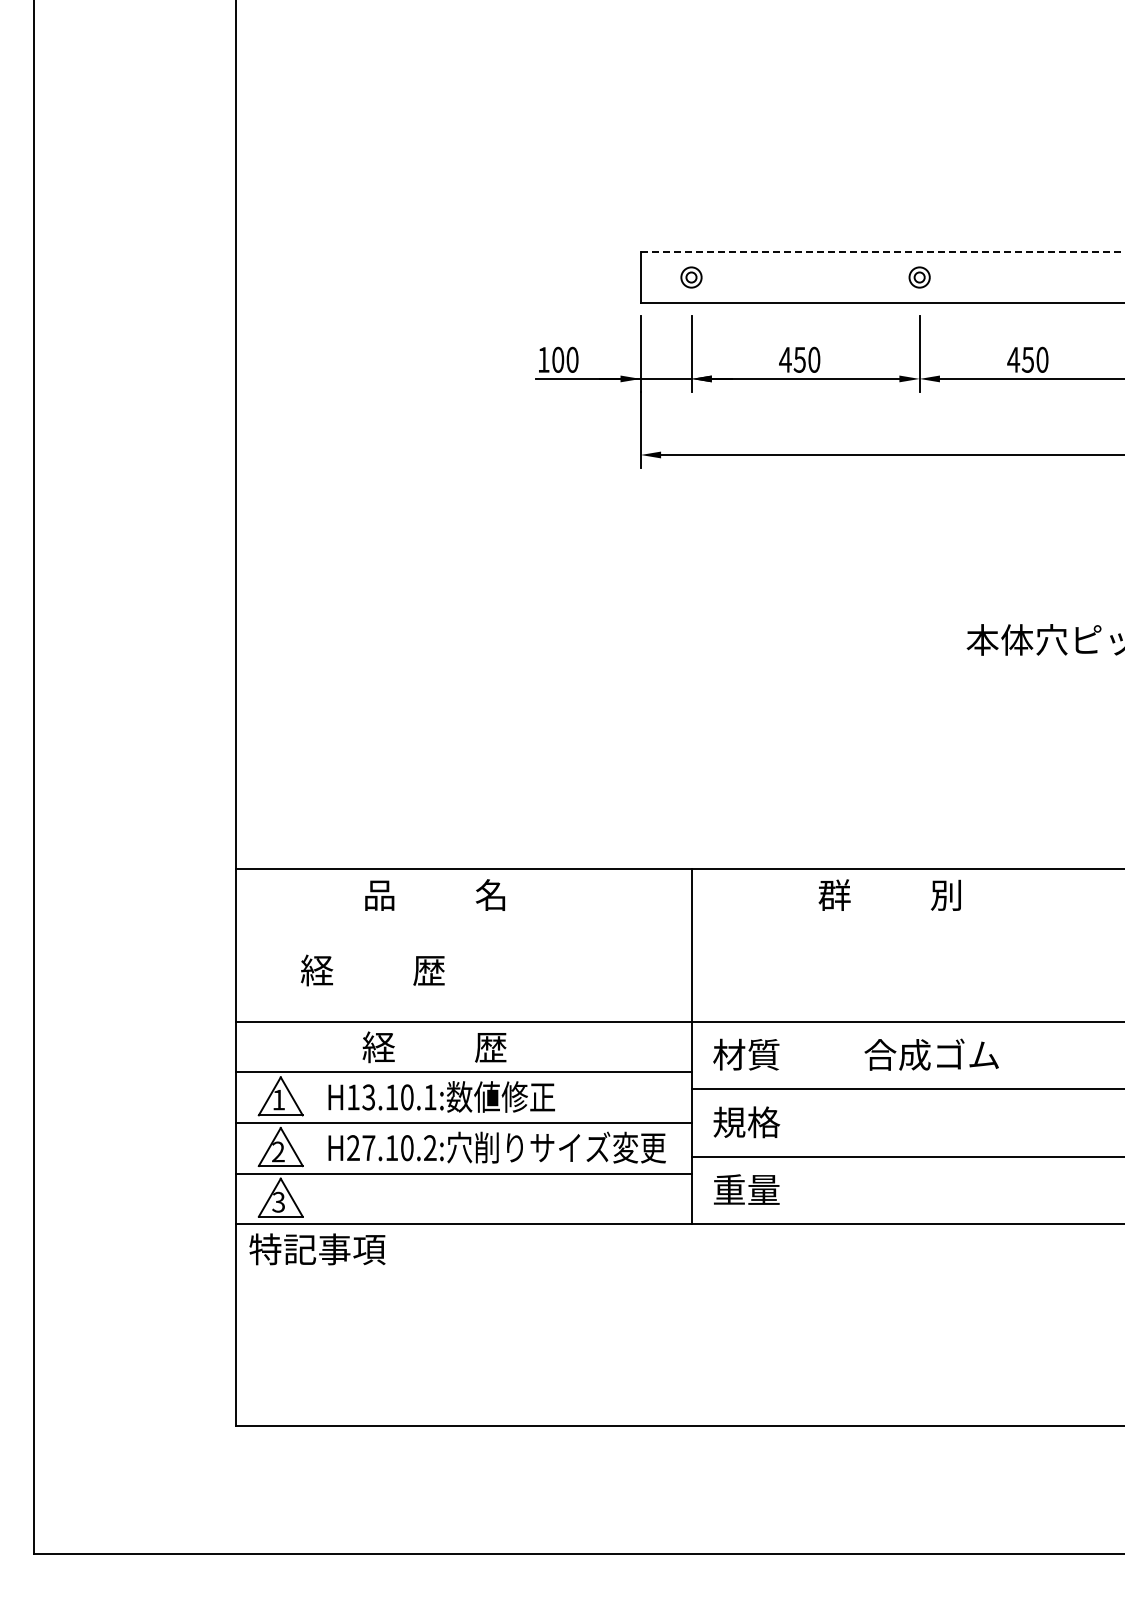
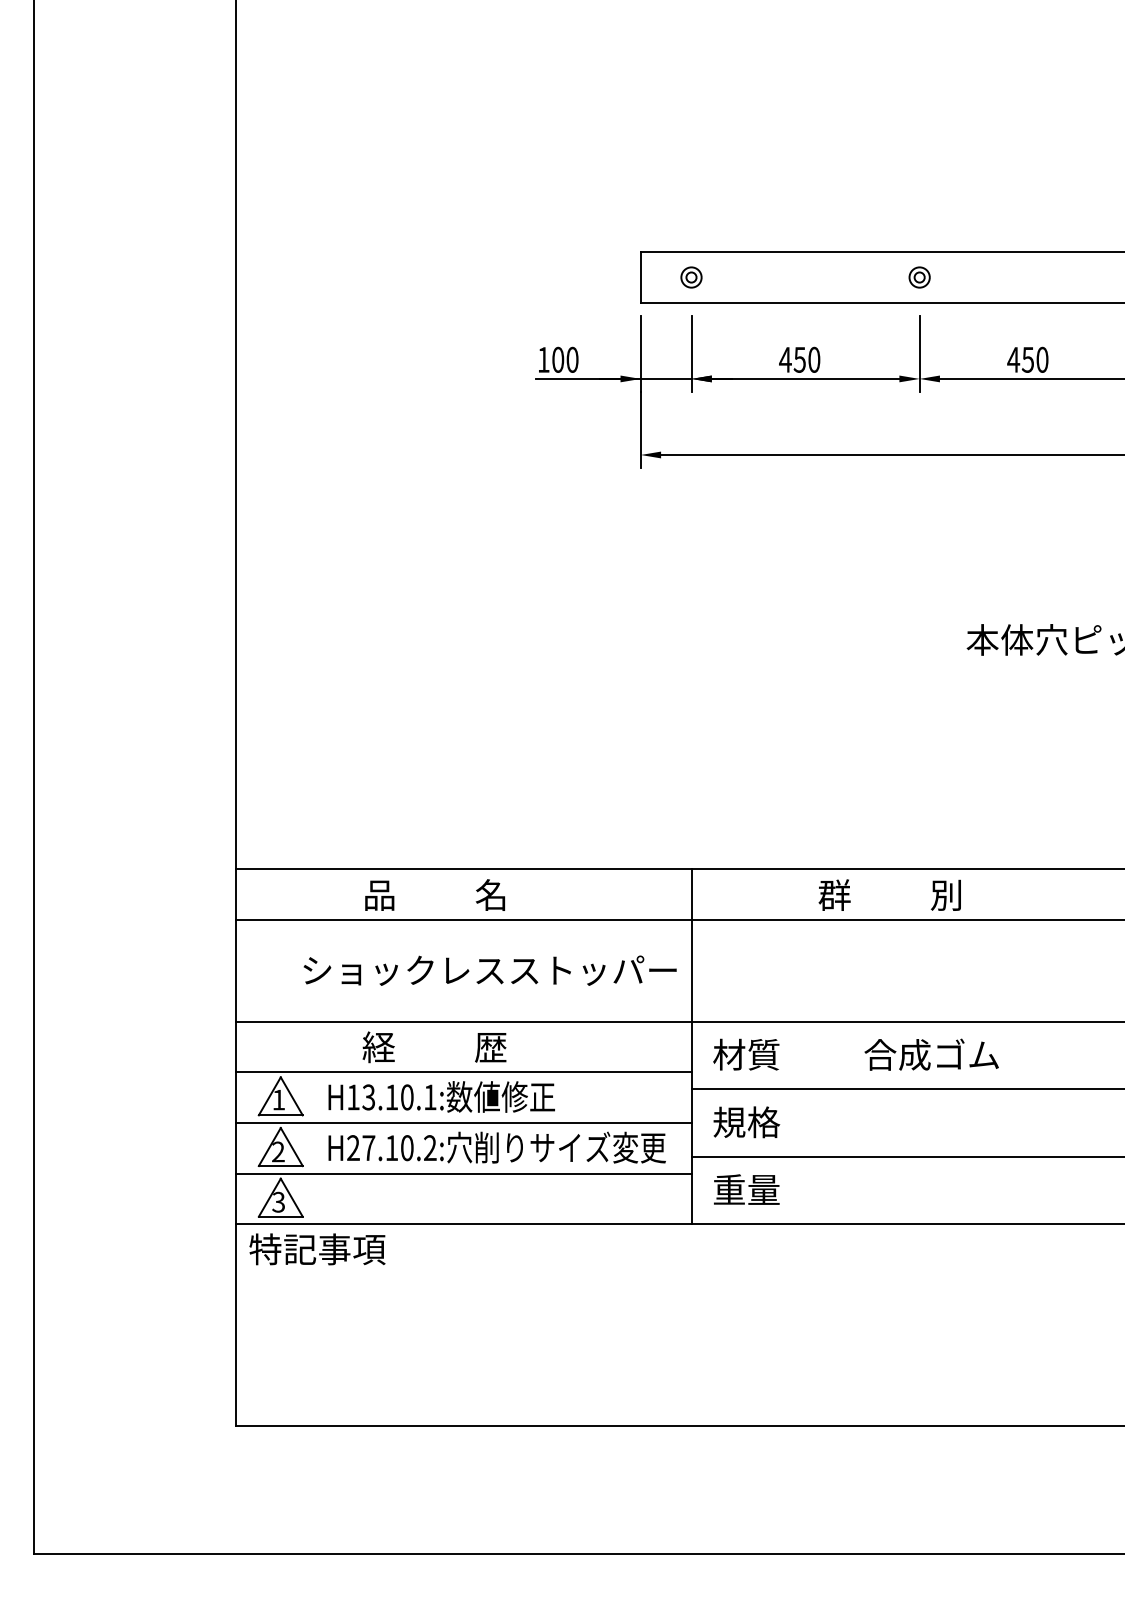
line: dashed -> solid (882, 252)
line: none -> present (678, 920)
text: 経          歴 -> ショックレスストッパー (488, 970)
